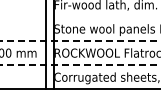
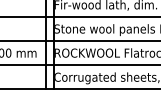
line: none -> present (79, 16)
line: dashed -> solid (80, 41)
line: dashed -> solid (80, 65)
